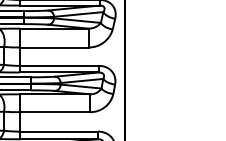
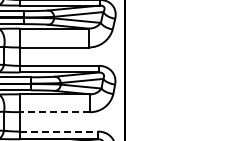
line: solid -> dashed (54, 112)
line: solid -> dashed (59, 131)
